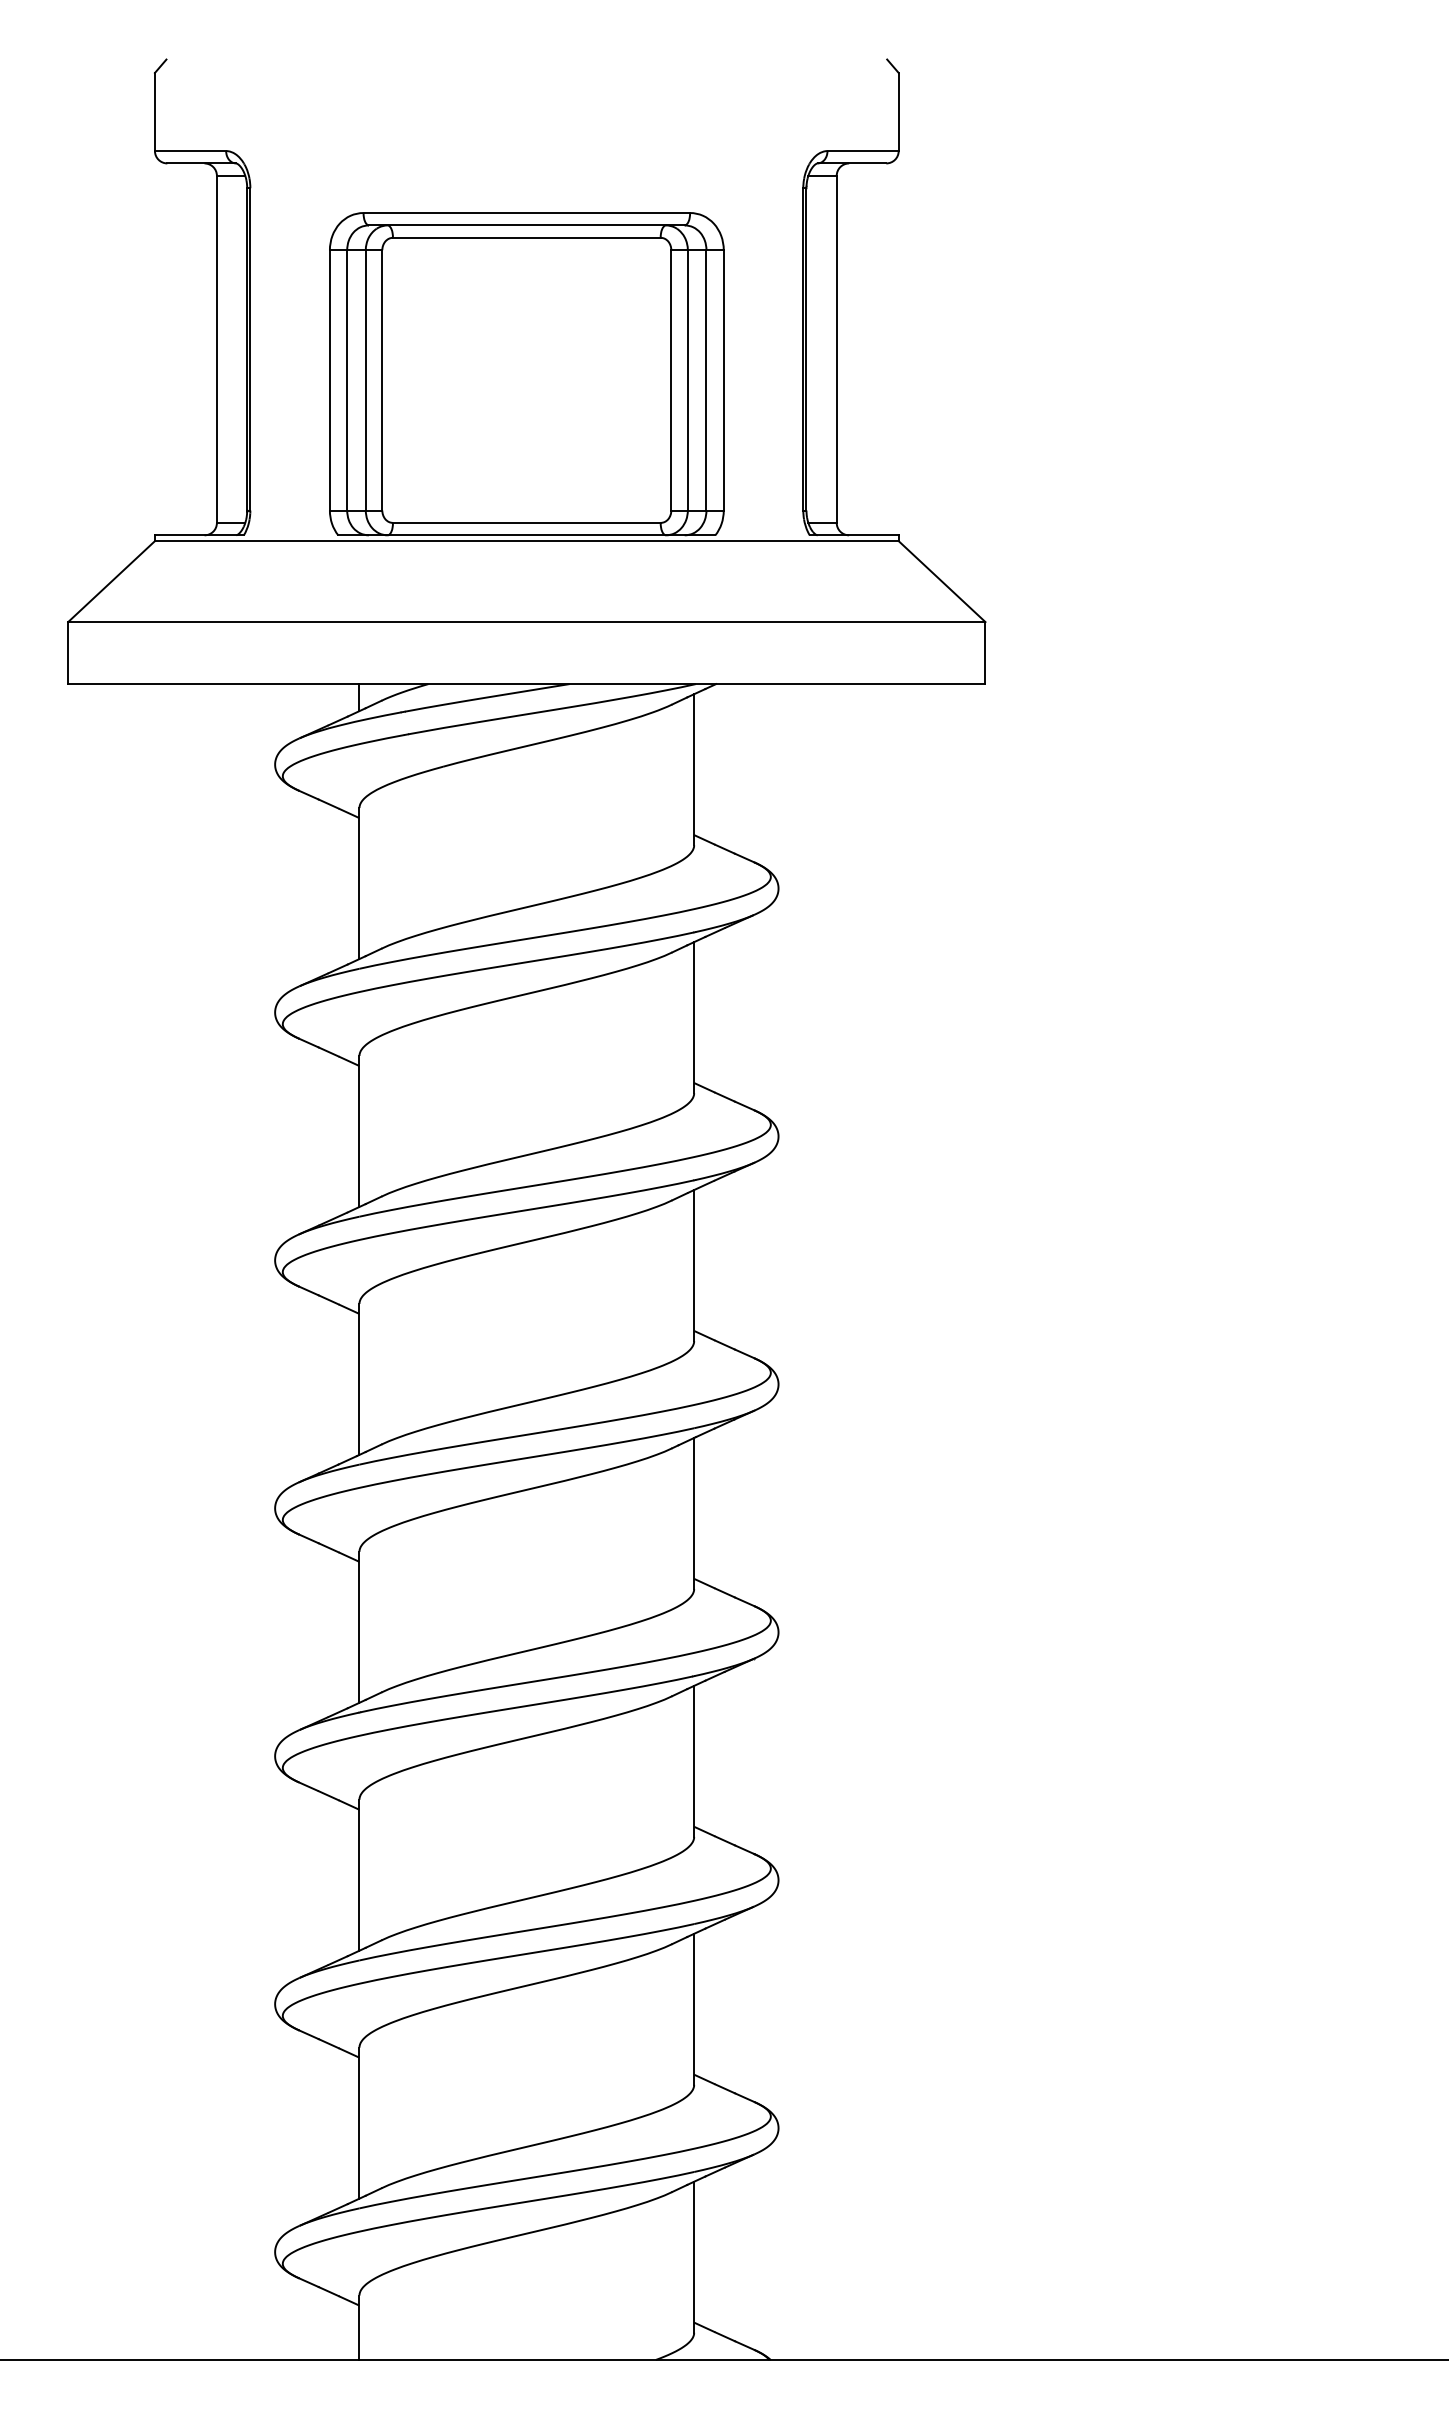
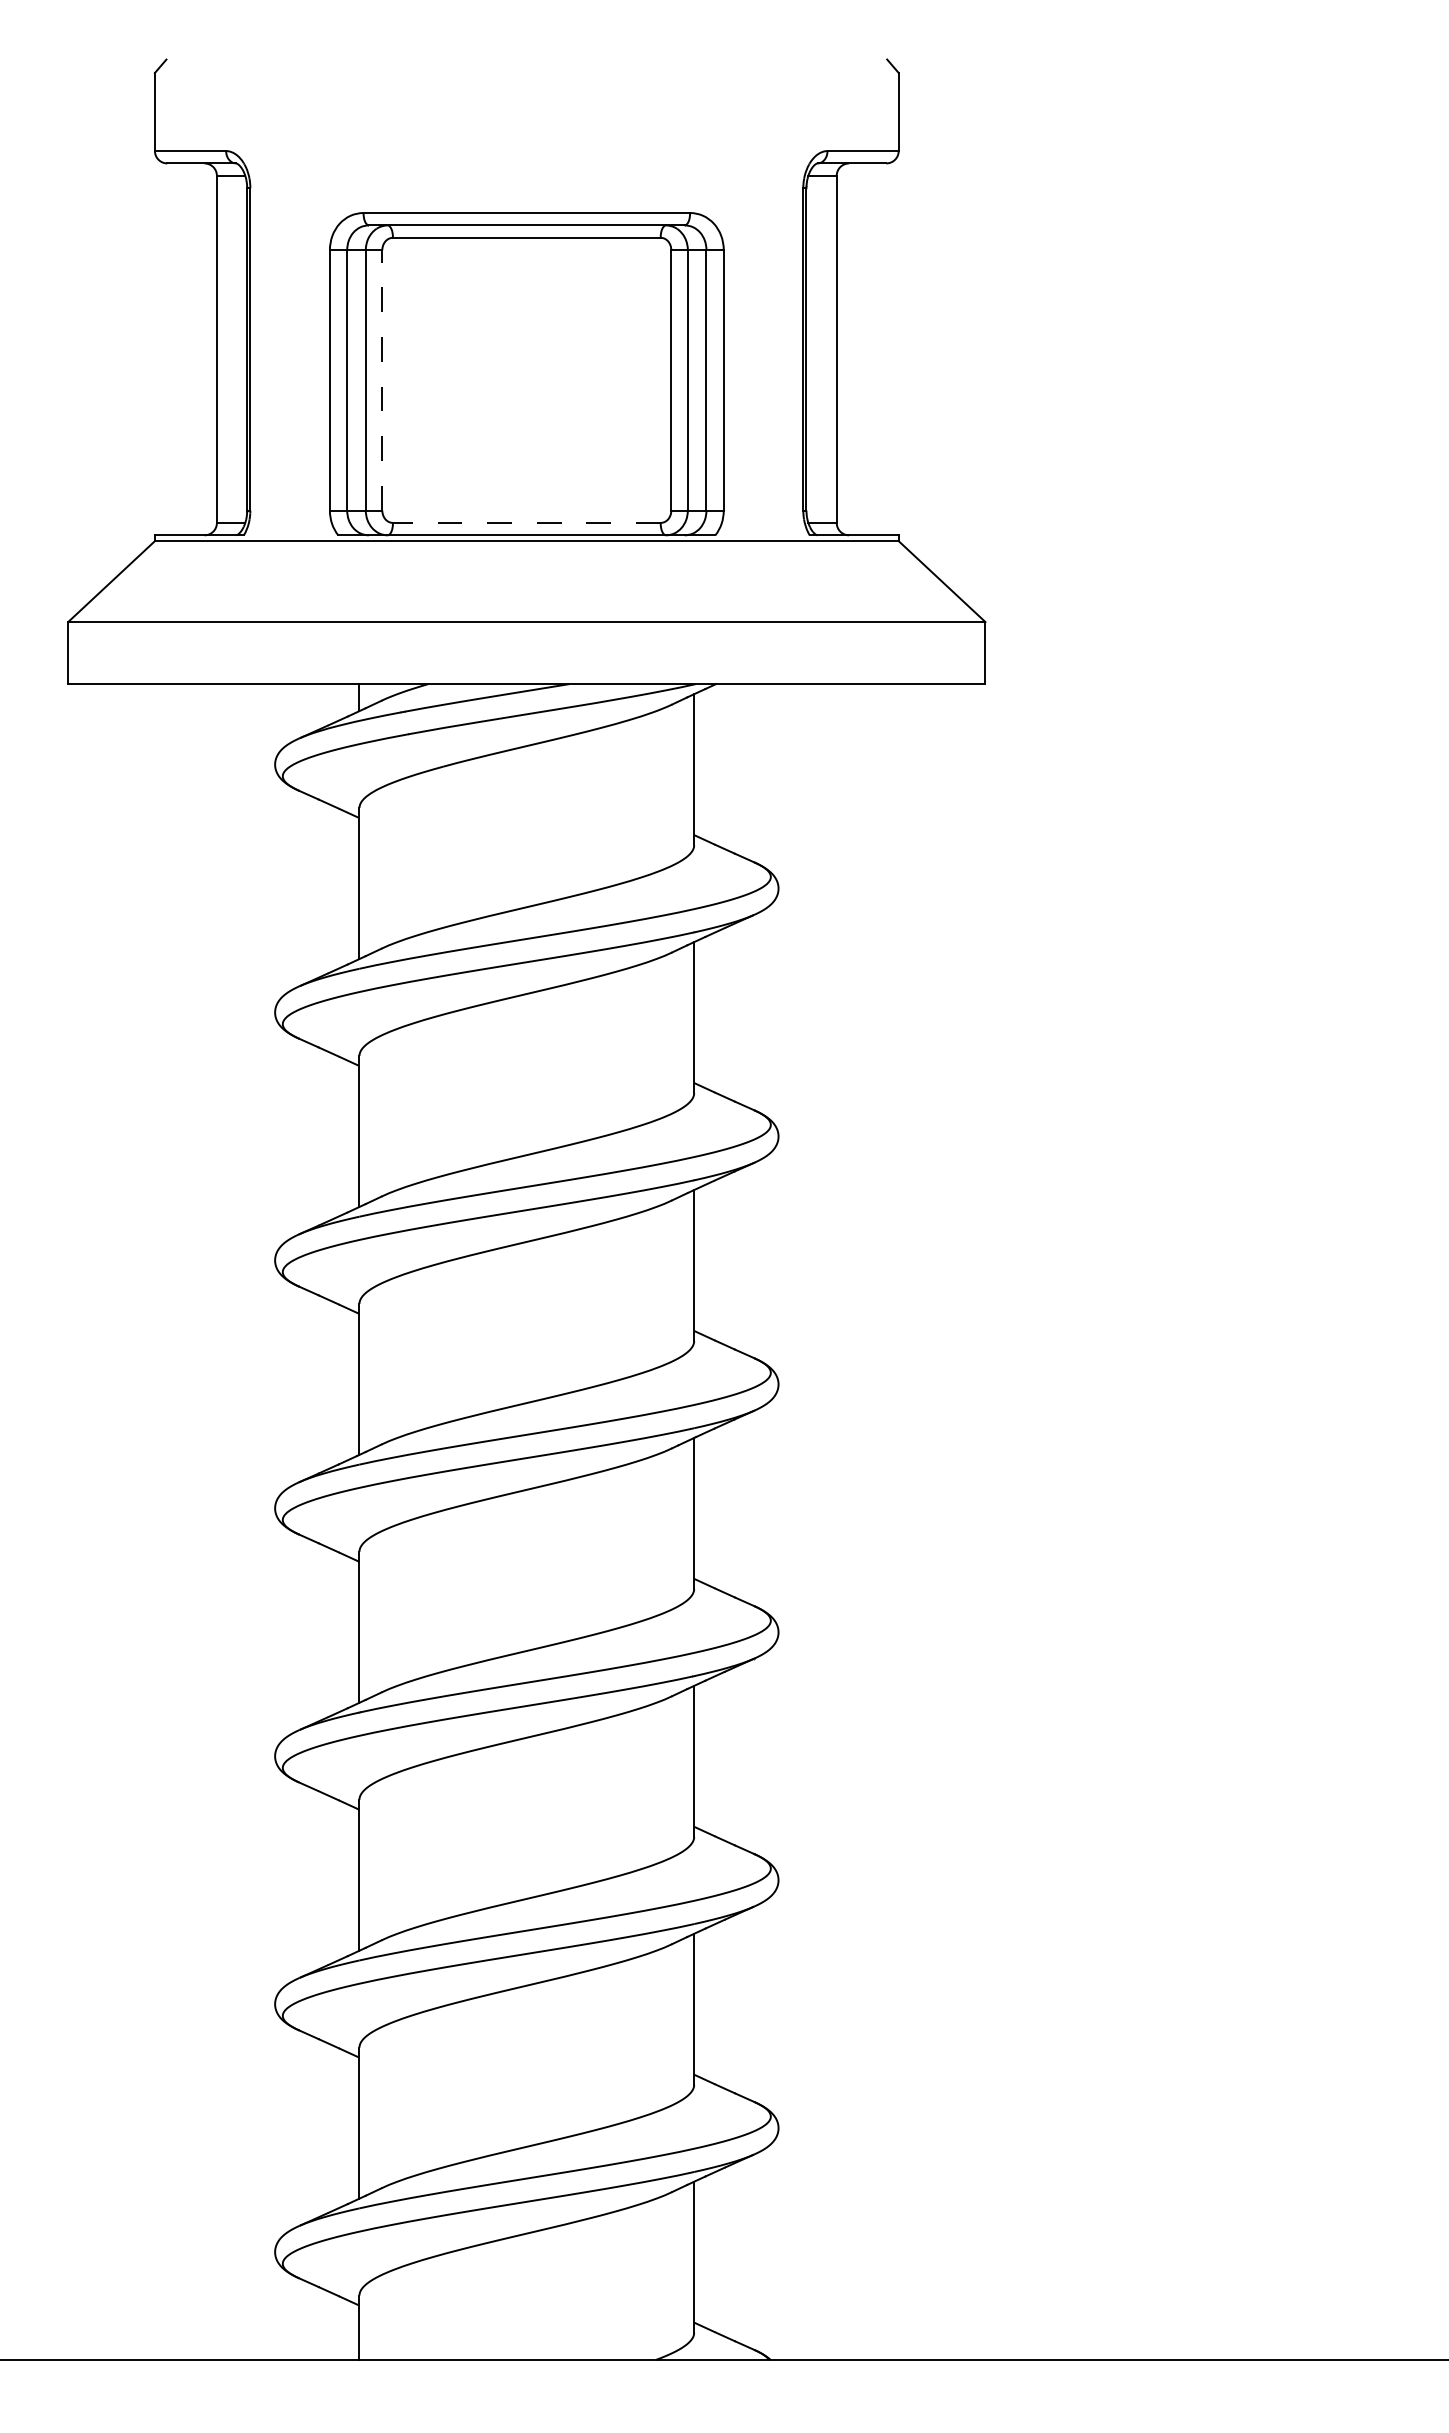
line: solid -> dashed (382, 379)
line: solid -> dashed (526, 522)
